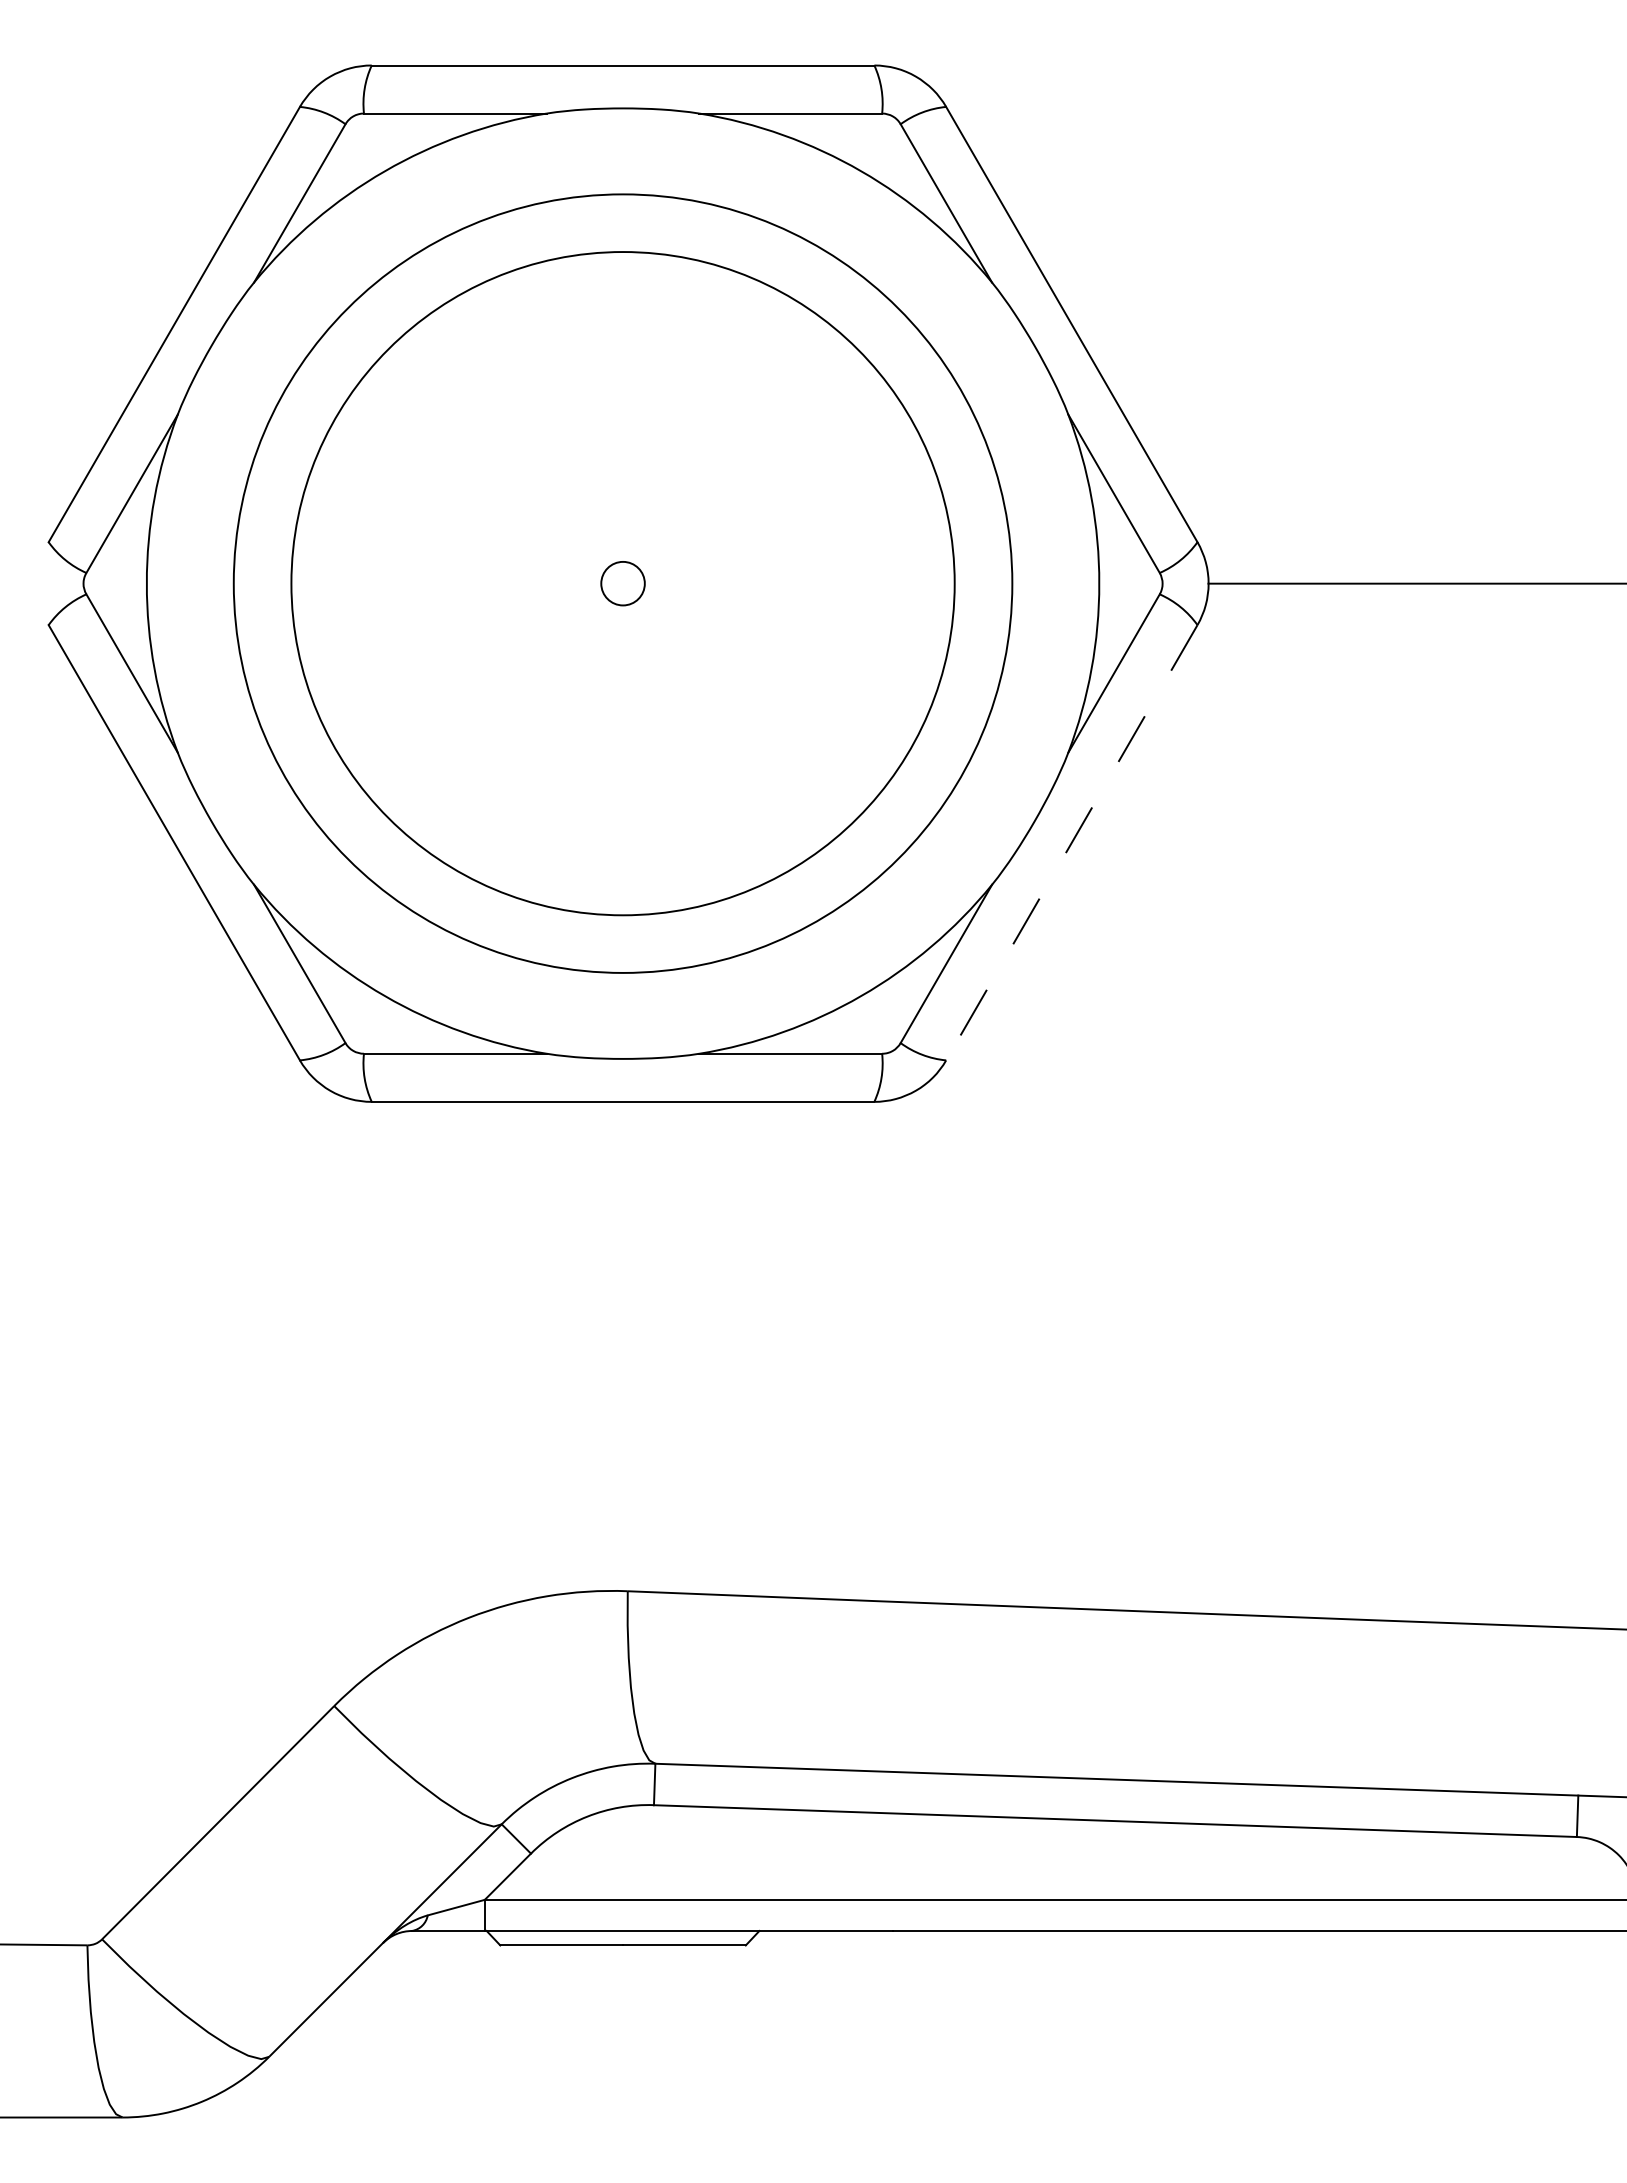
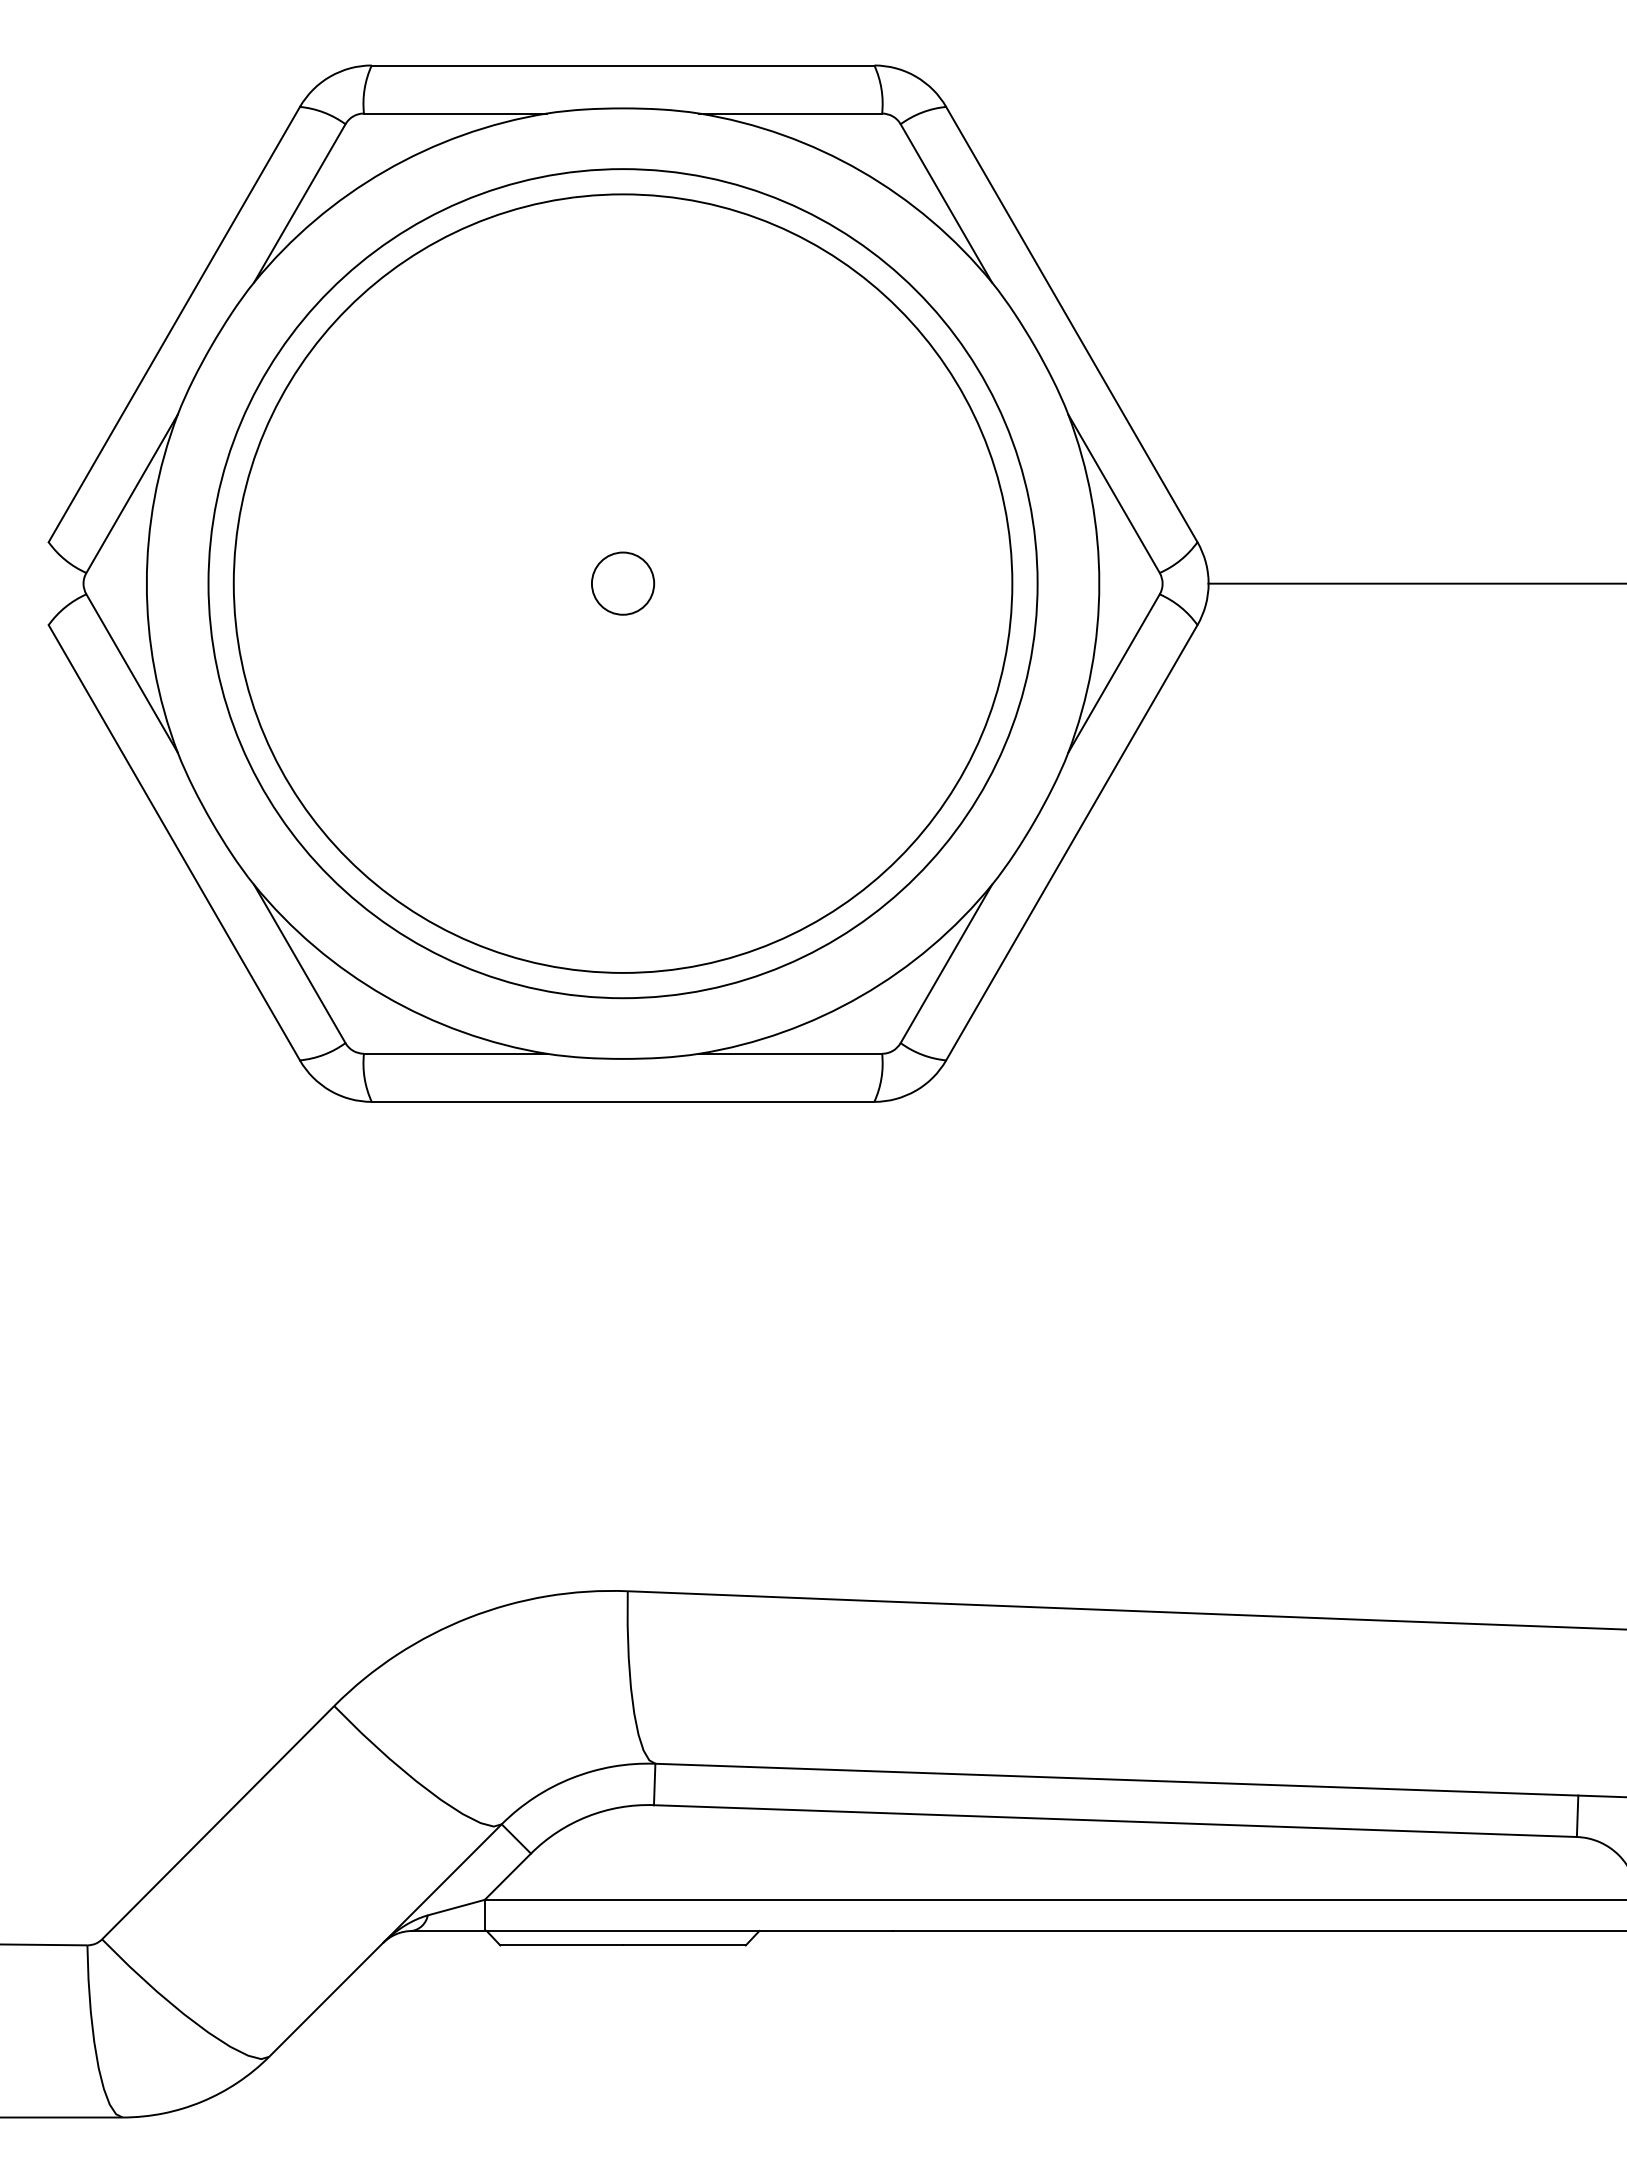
circle diameter: 44 px -> 62 px (622, 583)
circle diameter: 663 px -> 829 px (622, 583)
line: dashed -> solid (1071, 843)
